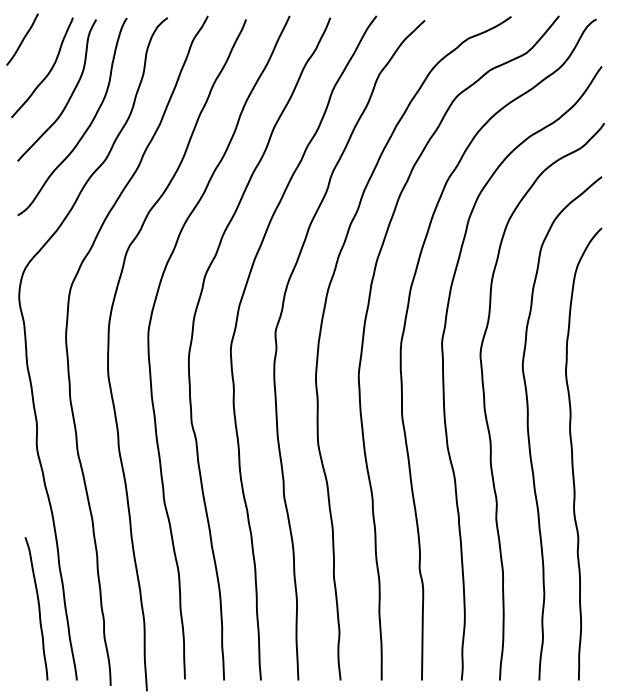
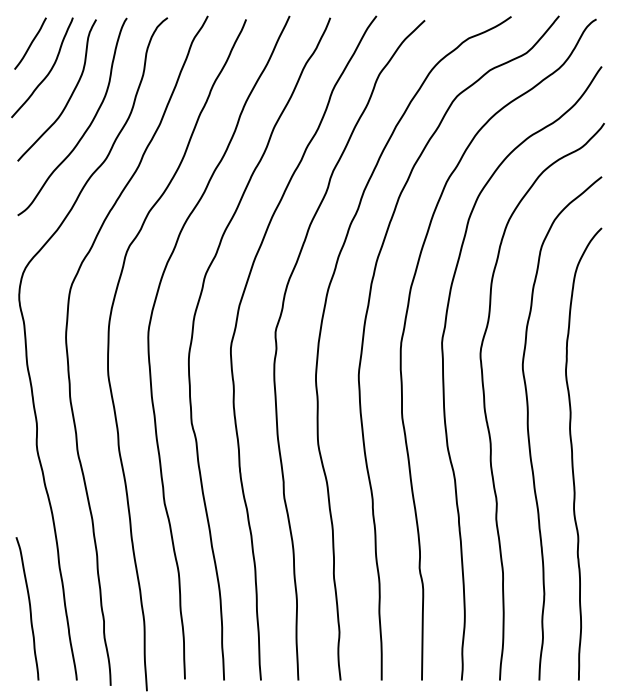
curve position: (22, 39) -> (30, 43) (30, 43)
curve position: (38, 608) -> (29, 608) (29, 608)
